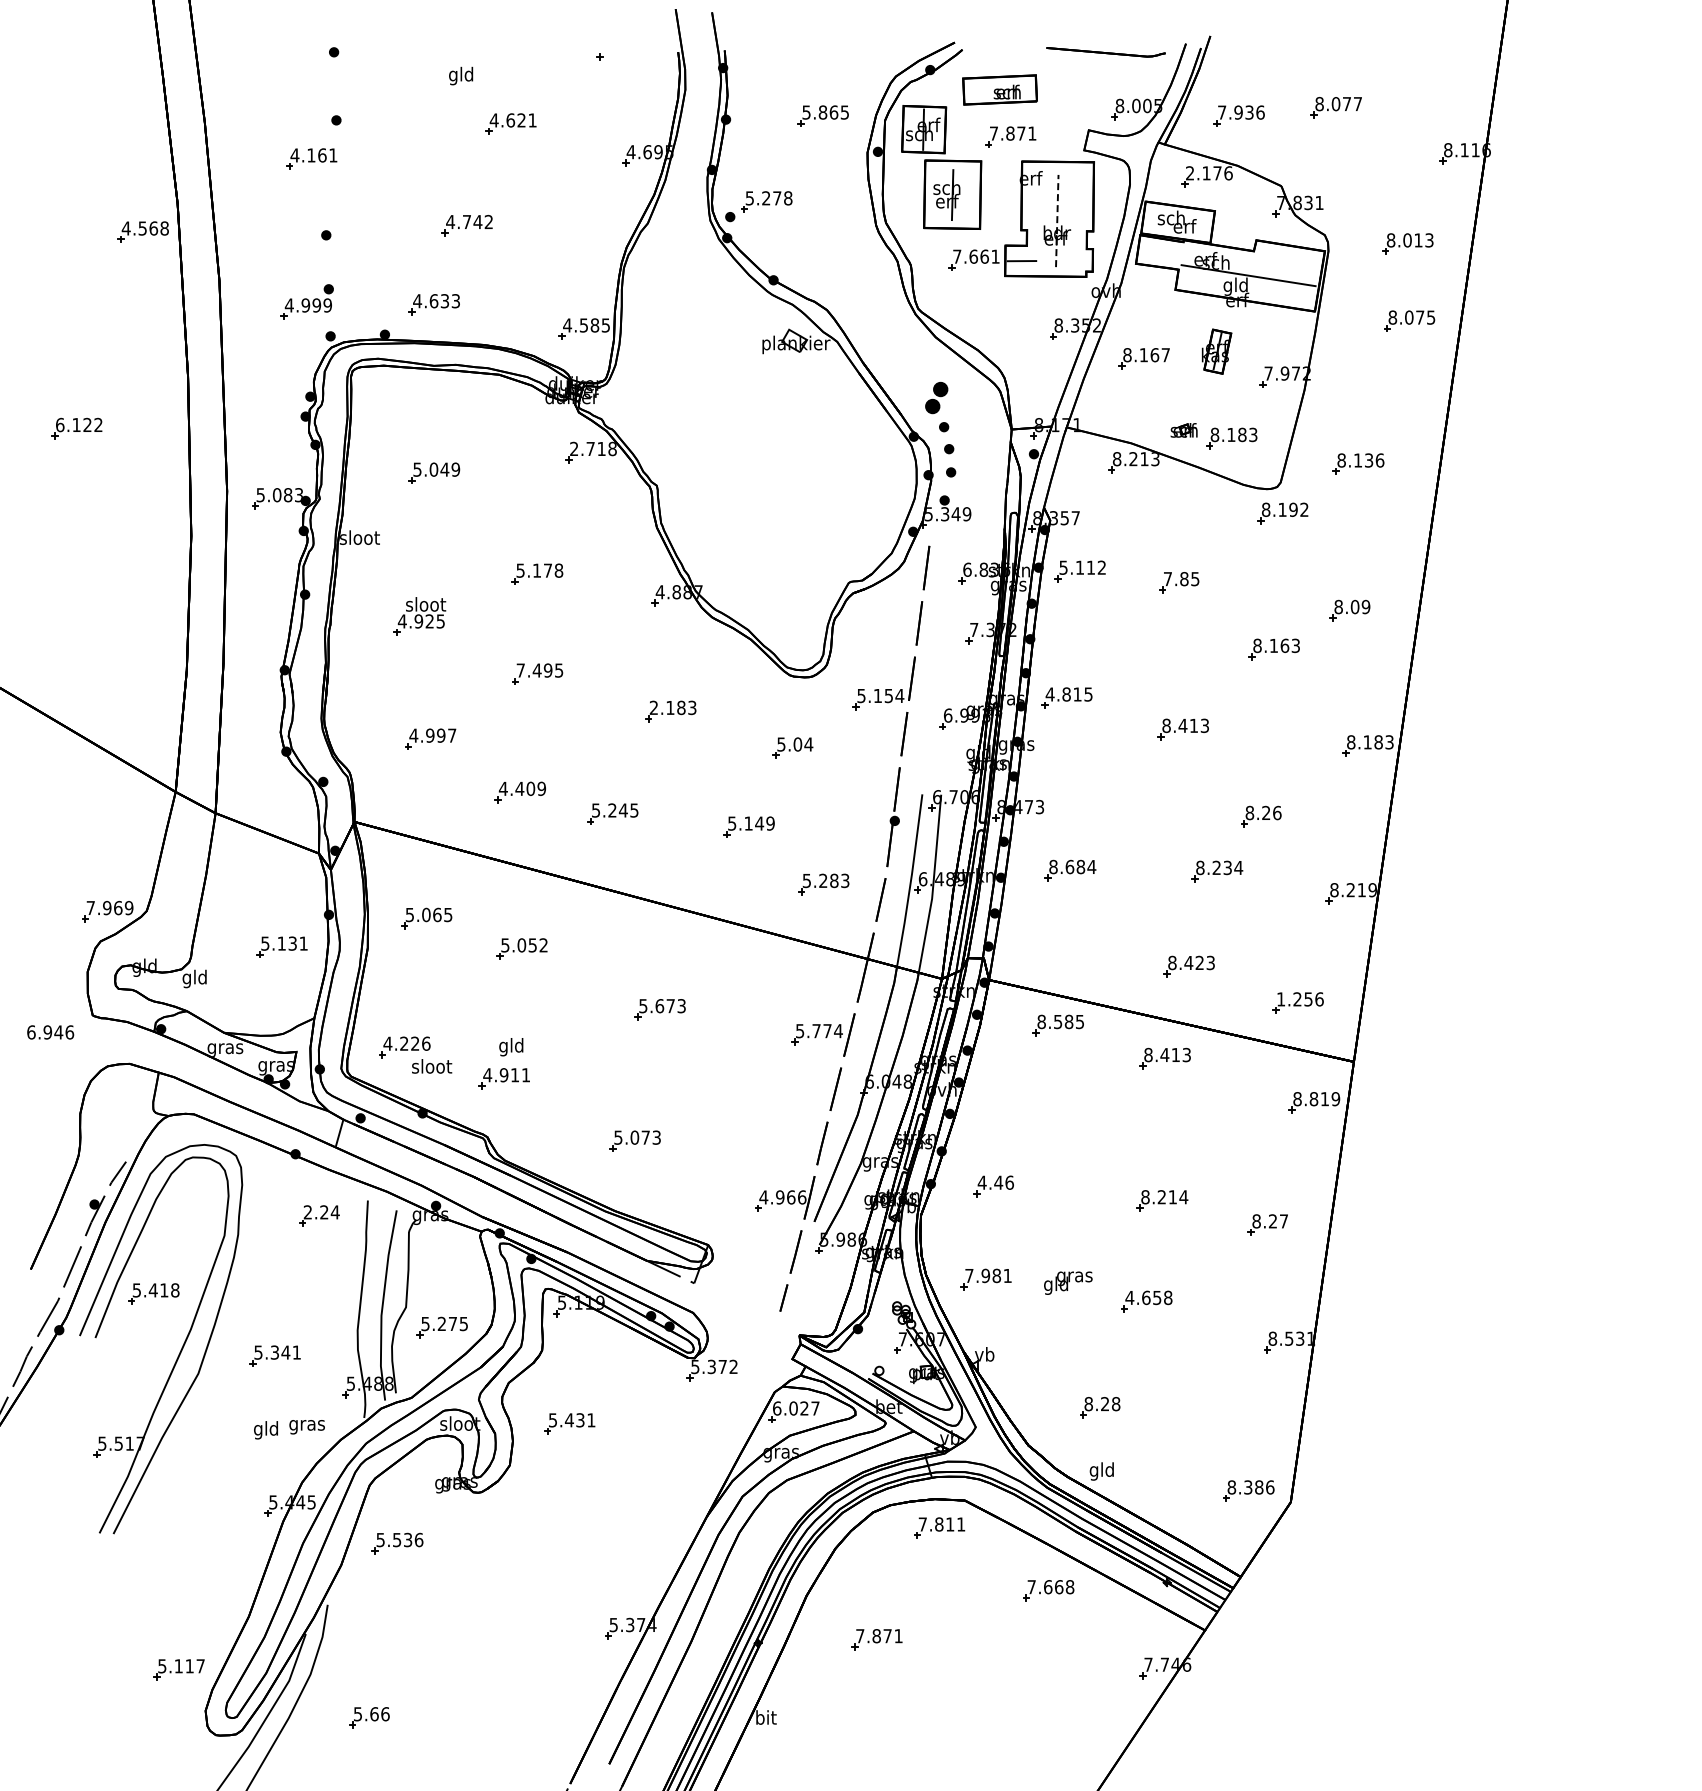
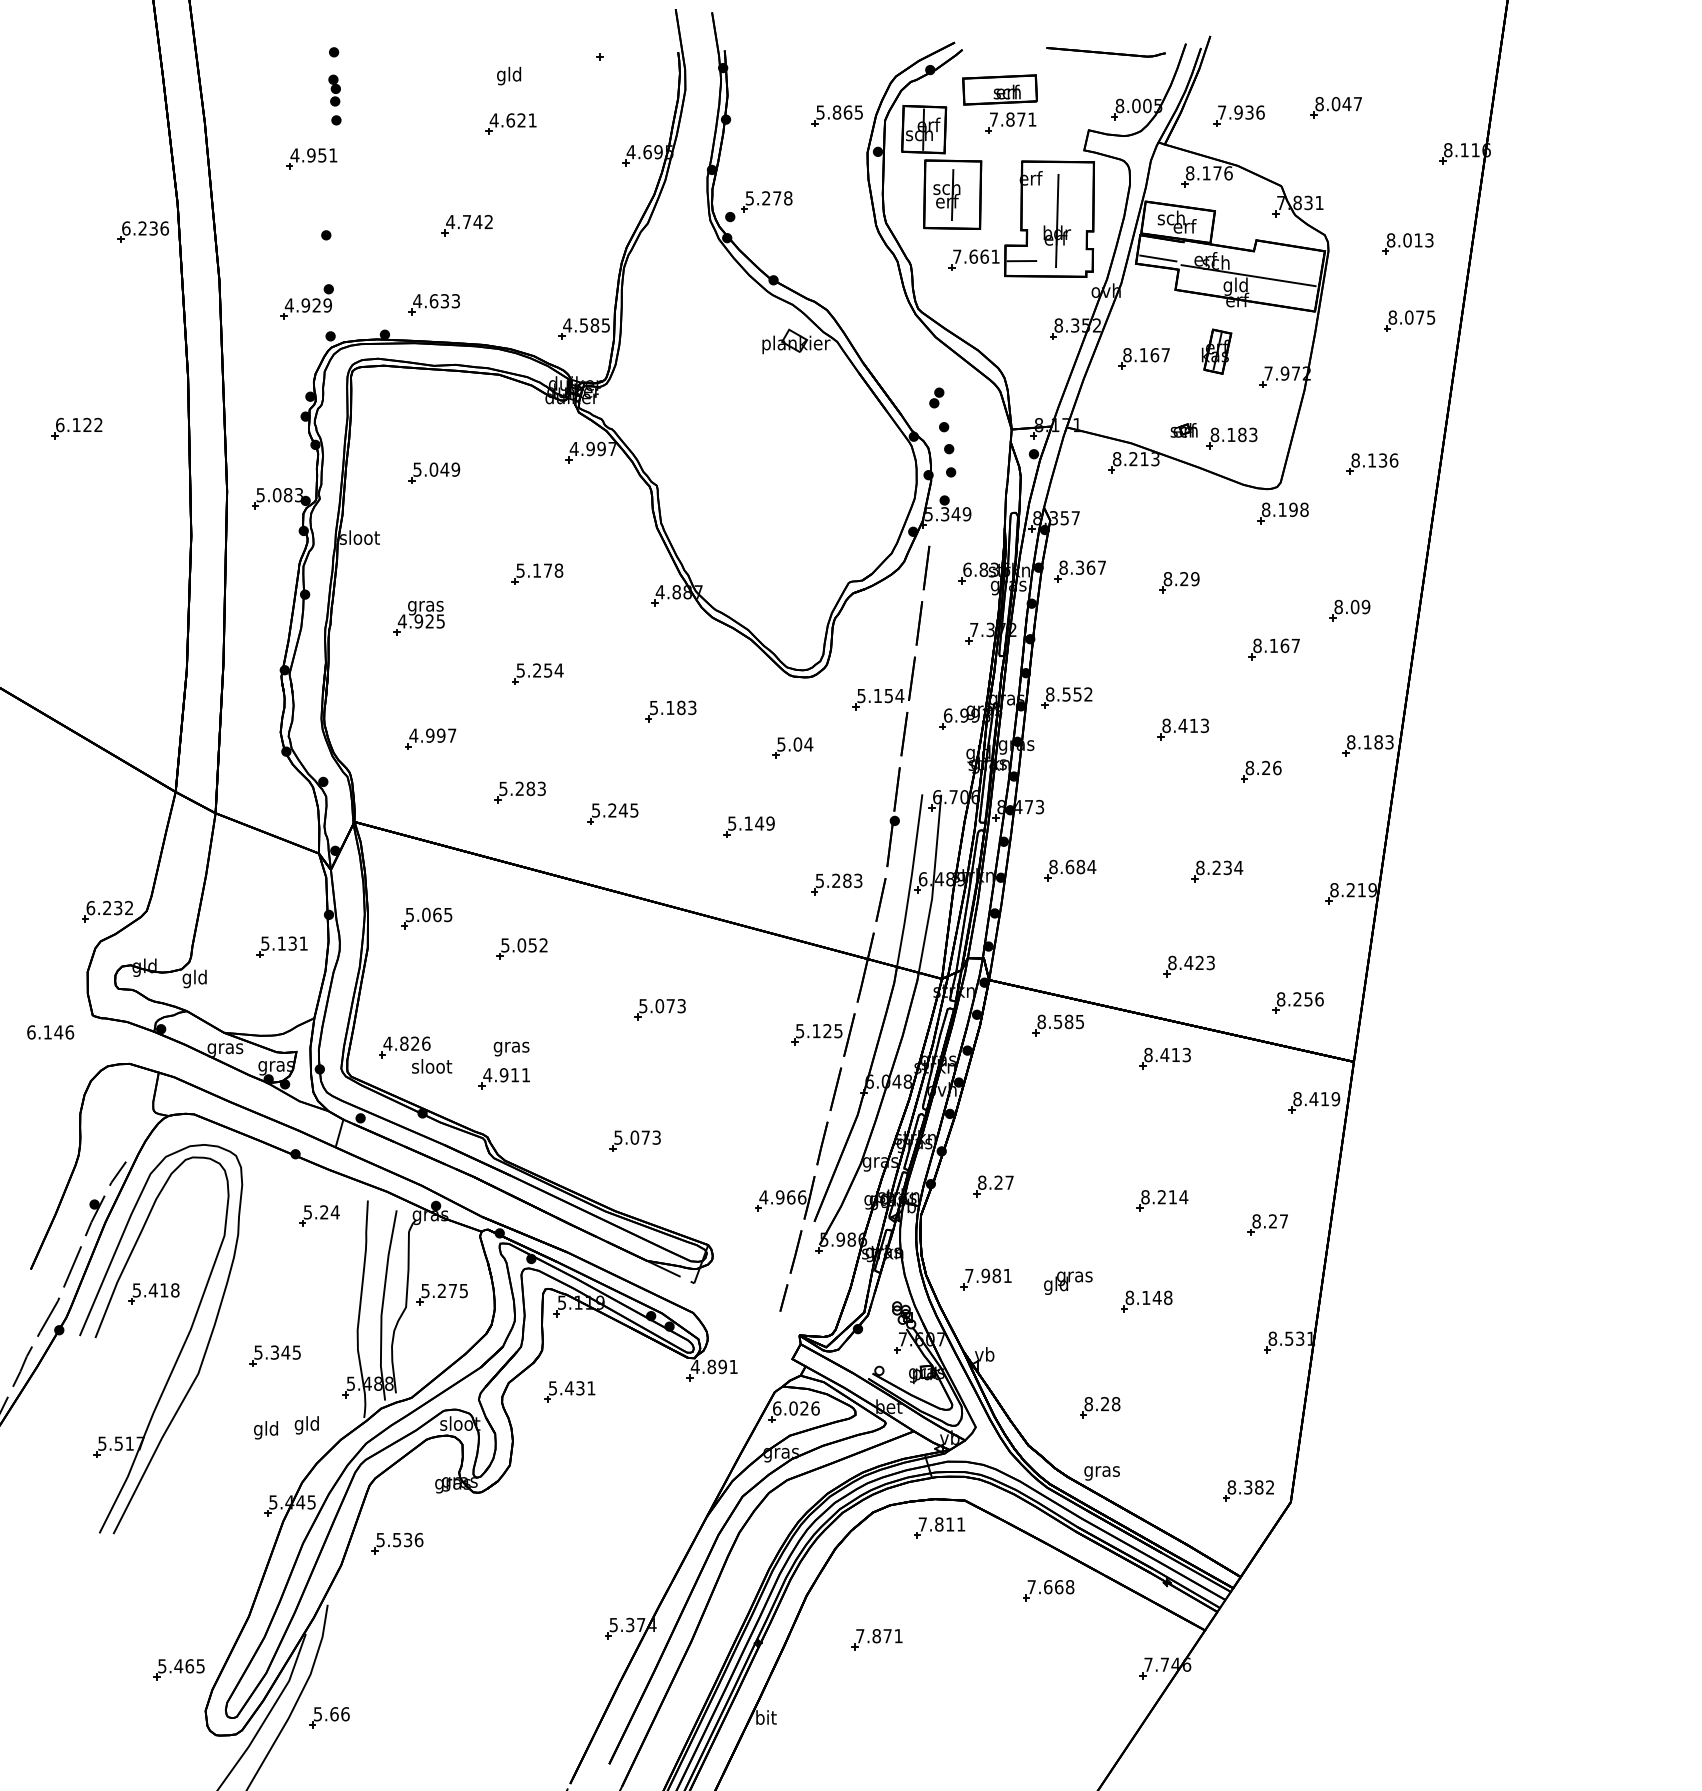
text position: (461, 75) -> (509, 75) (509, 75)
part: none -> present (334, 90)
text: 8.077 -> 8.047 (1346, 104)
part position: (822, 115) -> (836, 115) (836, 115)
part position: (1010, 136) -> (1010, 122) (1010, 122)
text: 4.161 -> 4.951 (316, 155)
text: 2.176 -> 8.176 (1190, 173)
line: dashed -> solid (1057, 220)
text: 4.568 -> 6.236 (144, 228)
line: none -> present (1158, 258)
text: 4.999 -> 4.929 (316, 305)
part size: 24x34 px -> 16x22 px (936, 397)
text: 2.718 -> 4.997 (592, 448)
part position: (1358, 463) -> (1372, 463) (1372, 463)
text: 8.192 -> 8.198 (1304, 509)
text: 5.112 -> 8.367 (1082, 567)
text: 7.85 -> 8.29 (1181, 579)
text: sloot -> gras (426, 606)
text: 8.163 -> 8.167 (1295, 645)
text: 7.495 -> 5.254 (539, 670)
text: 4.815 -> 8.552 (1068, 694)
text: 2.183 -> 5.183 (653, 707)
text: 4.409 -> 5.283 (522, 788)
part position: (1261, 816) -> (1261, 771) (1261, 771)
part position: (823, 884) -> (836, 884) (836, 884)
text: 7.969 -> 6.232 (109, 907)
text: 1.256 -> 8.256 (1281, 999)
text: 5.673 -> 5.073 (659, 1005)
text: 5.774 -> 5.125 (827, 1031)
text: 6.946 -> 6.146 (47, 1032)
text: 4.226 -> 4.826 (404, 1043)
text: gld -> gras (511, 1047)
text: 8.819 -> 8.419 (1313, 1099)
text: 4.46 -> 8.27 (995, 1182)
text: 2.24 -> 5.24 (307, 1212)
text: 4.658 -> 8.148 (1143, 1297)
part position: (441, 1327) -> (441, 1294) (441, 1294)
text: 5.341 -> 5.345 (296, 1352)
text: 5.372 -> 4.891 (713, 1366)
text: 6.027 -> 6.026 (815, 1408)
part position: (569, 1423) -> (569, 1391) (569, 1391)
text: gras -> gld (306, 1425)
text: gld -> gras (1101, 1471)
text: 8.386 -> 8.382 (1270, 1487)
text: 5.117 -> 5.465 (189, 1666)
part position: (369, 1717) -> (329, 1717) (329, 1717)
